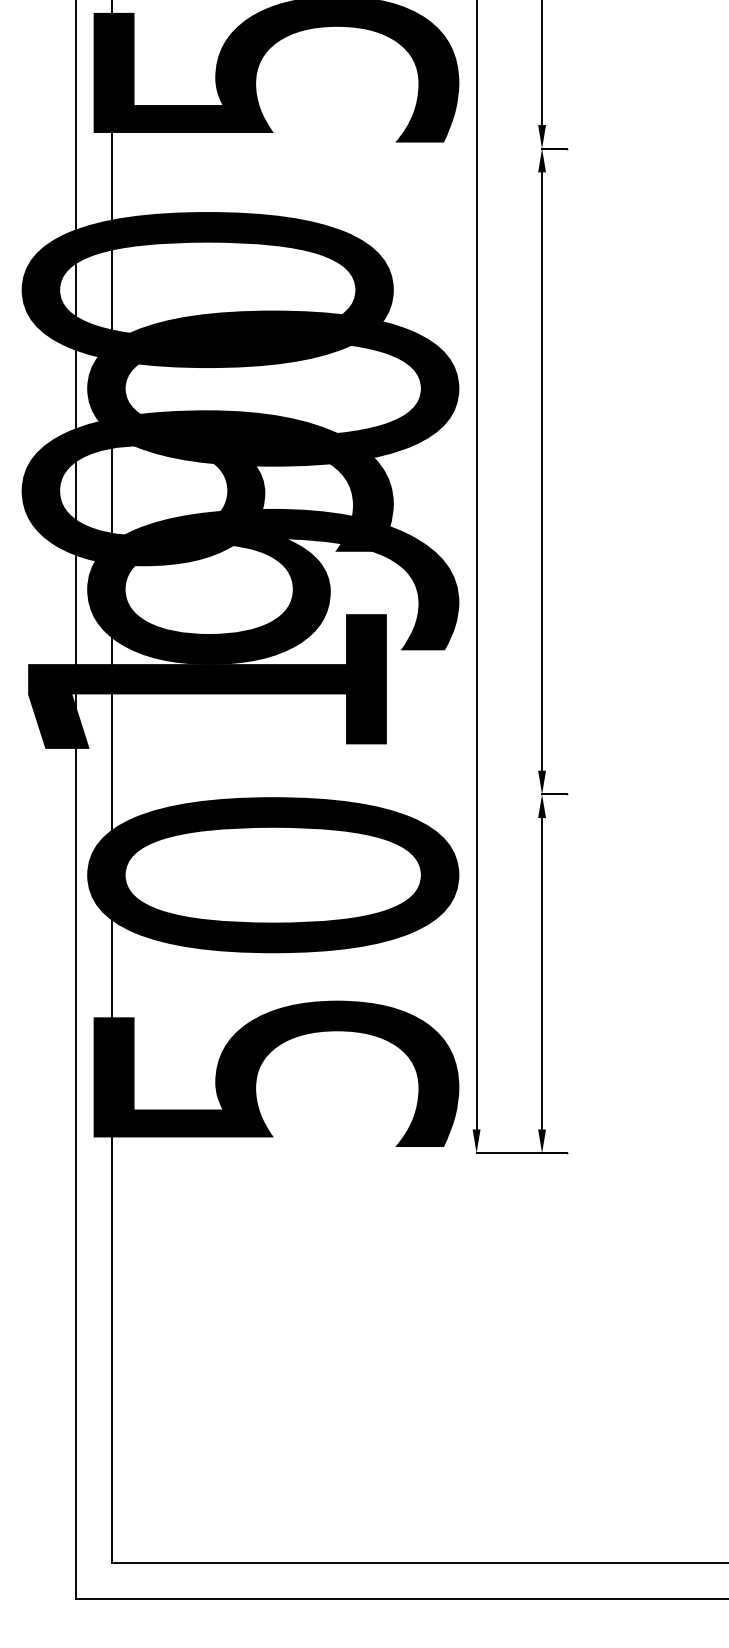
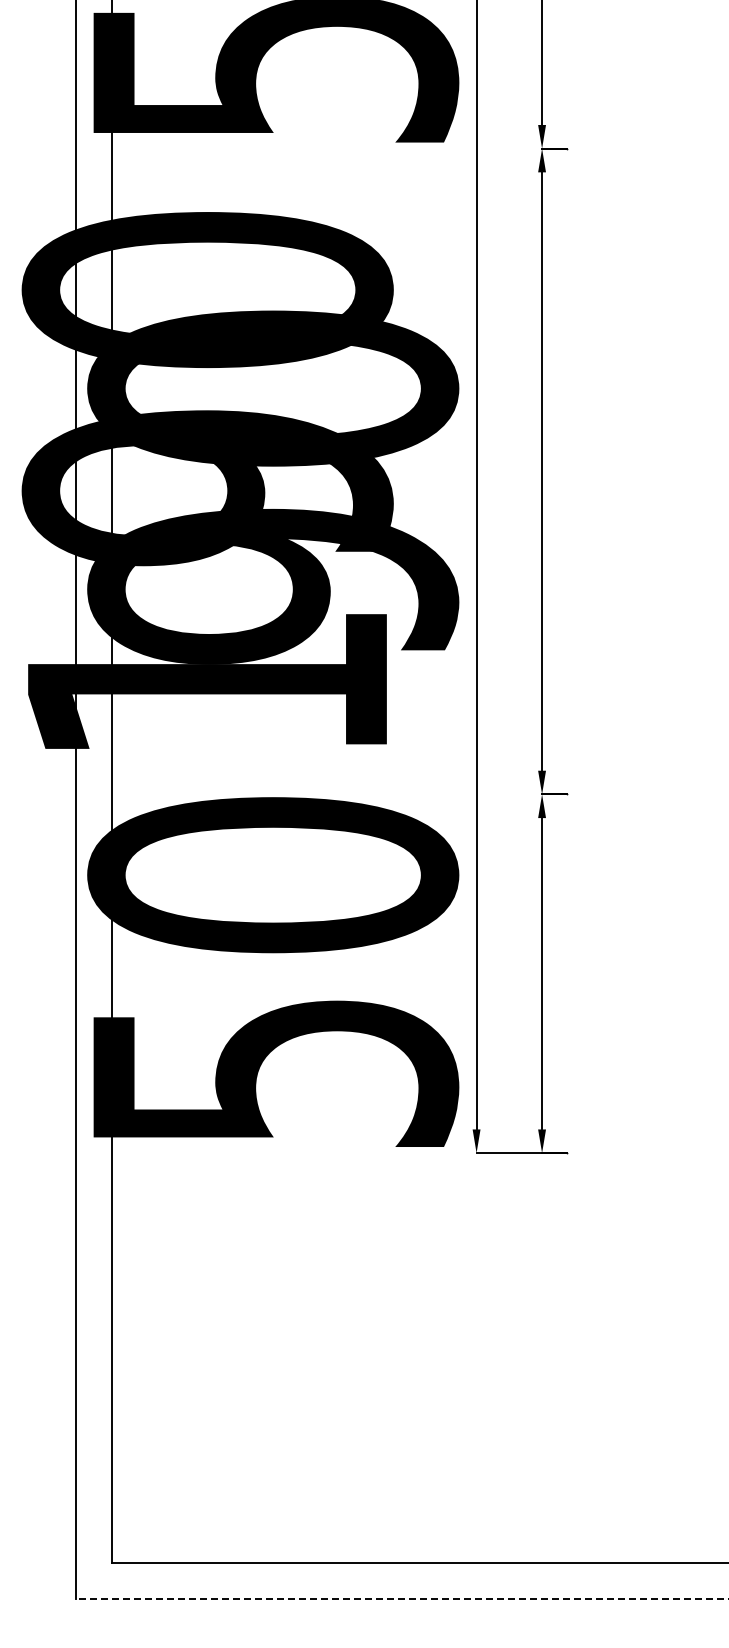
line: solid -> dashed (402, 1598)
